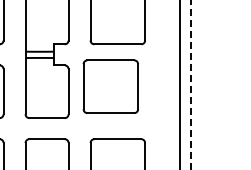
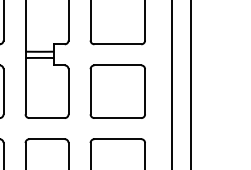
line position: (180, 84) -> (172, 84) (172, 84)
line: dashed -> solid (190, 84)
part position: (110, 86) -> (117, 91) (117, 91)
